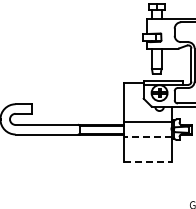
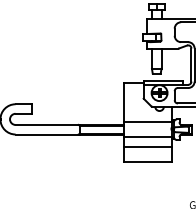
line: dashed -> solid (147, 137)
line: none -> present (147, 147)
line: dashed -> solid (147, 162)
